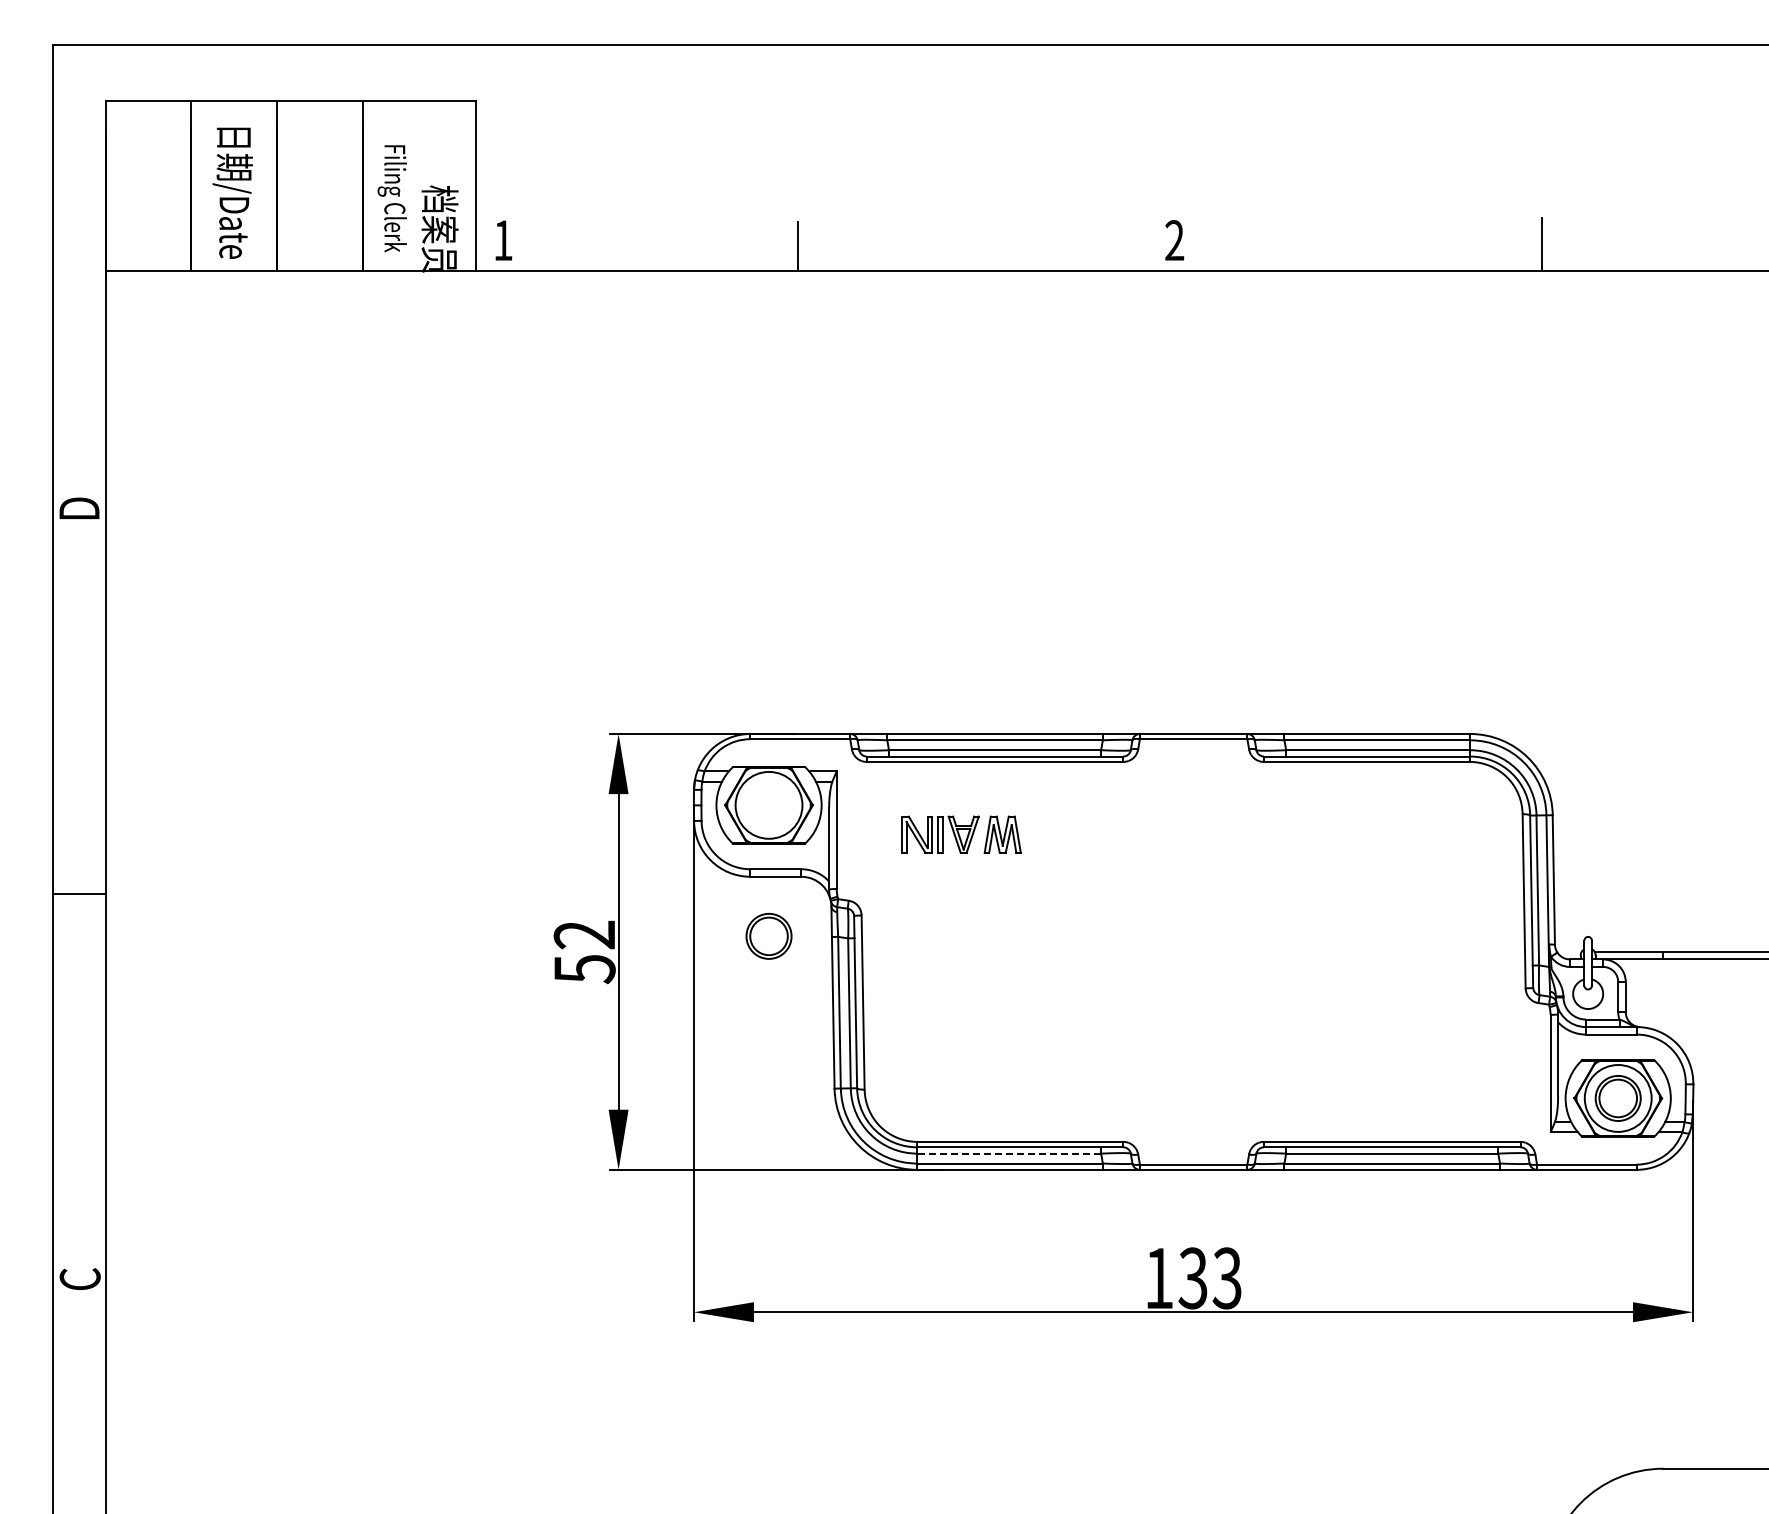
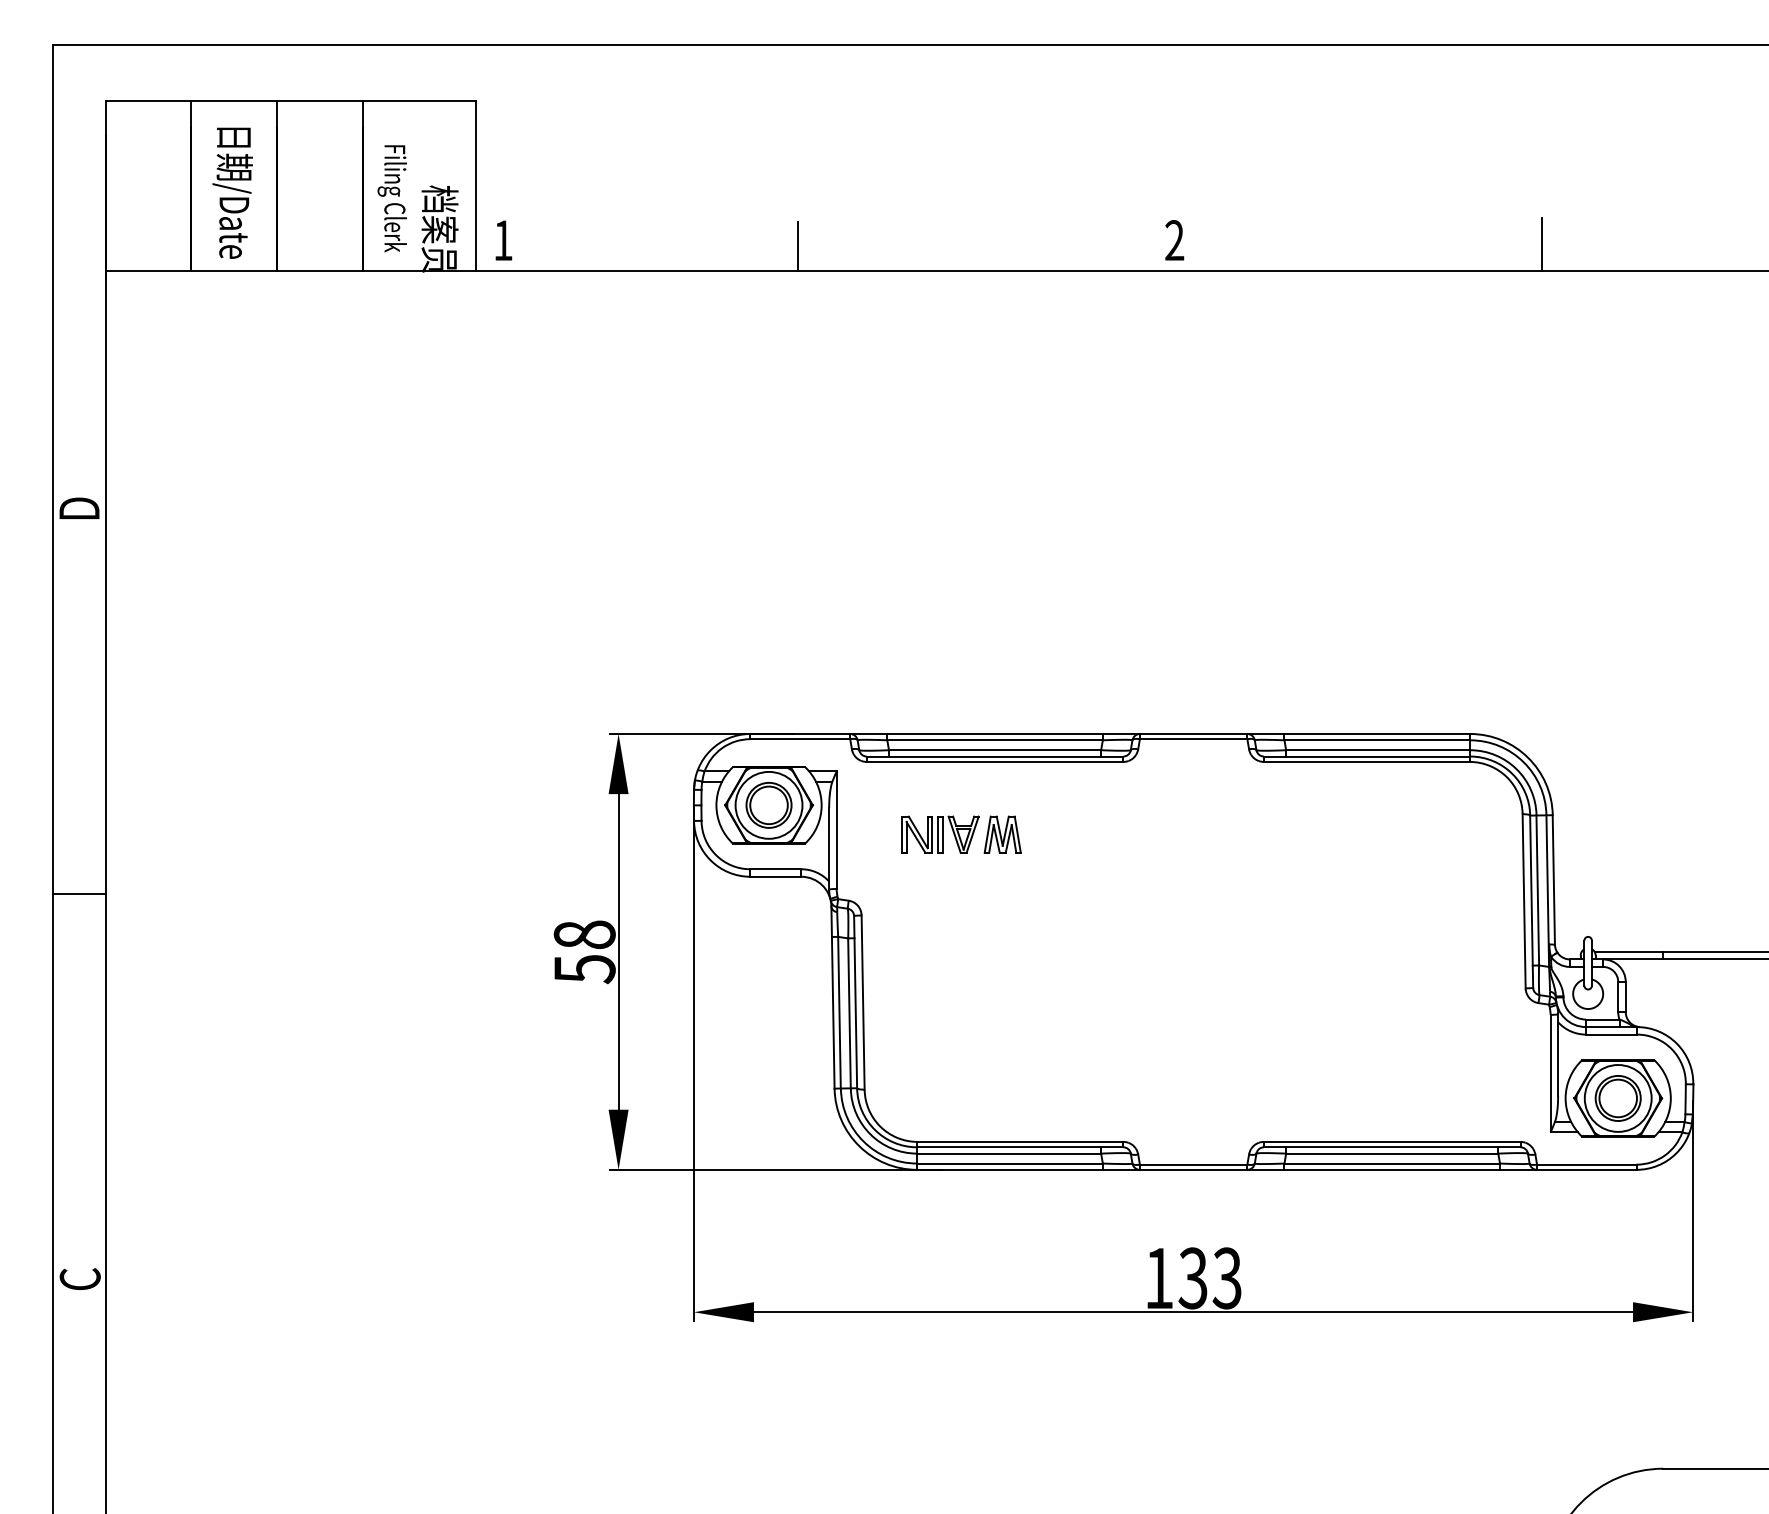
text: 52 -> 58 (584, 934)
part position: (768, 936) -> (768, 805) (768, 805)
line: dashed -> solid (1009, 1153)
